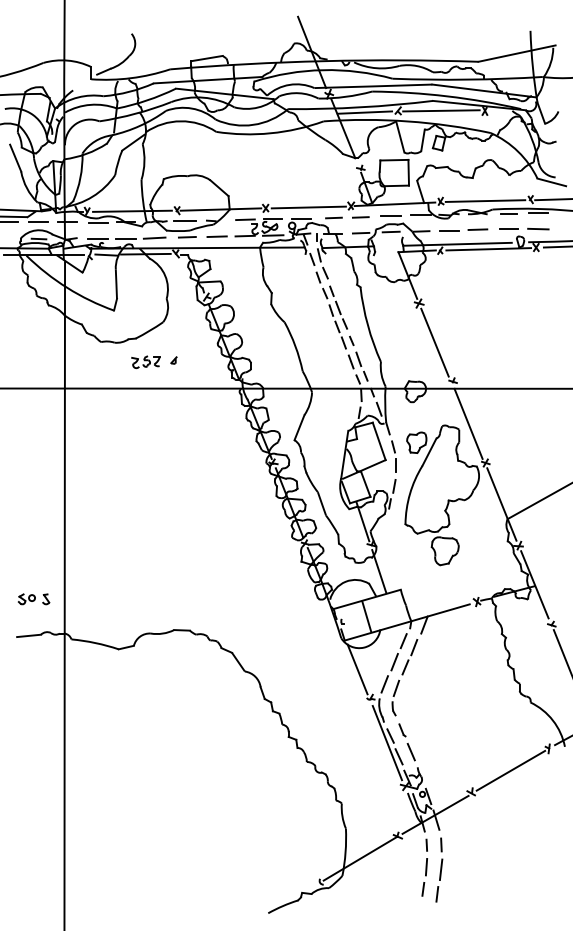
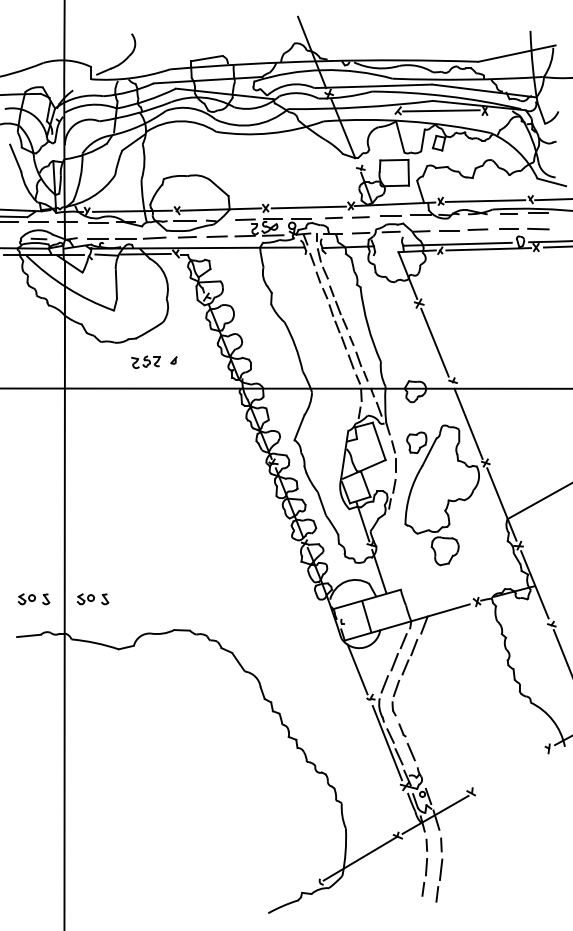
line: present -> none (364, 112)
part: none -> present (92, 599)
line: present -> none (510, 770)
